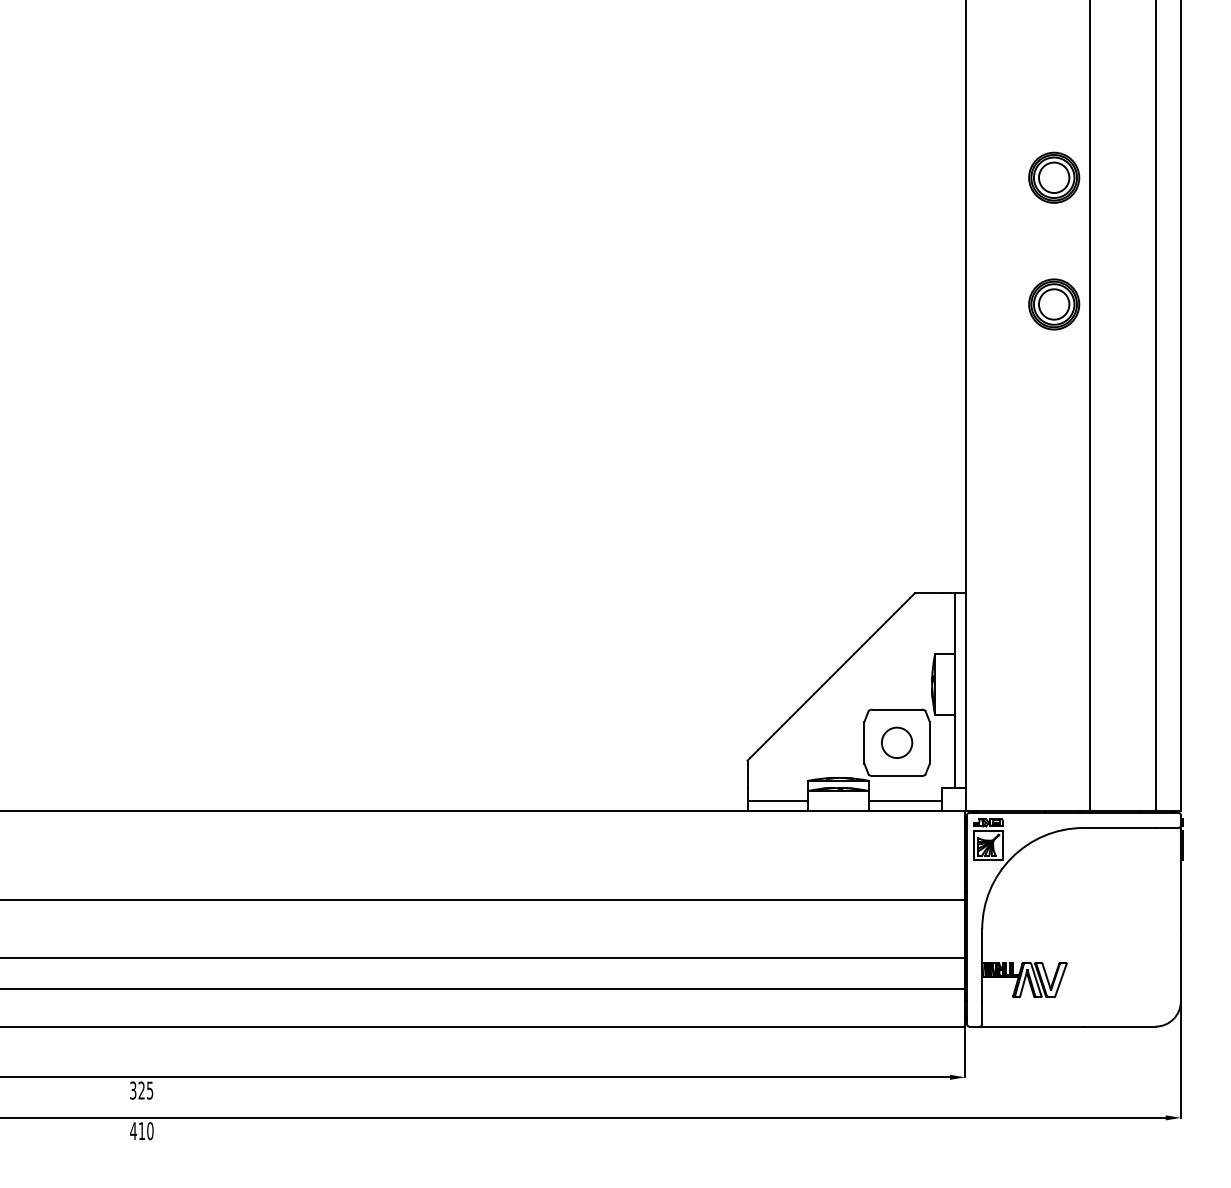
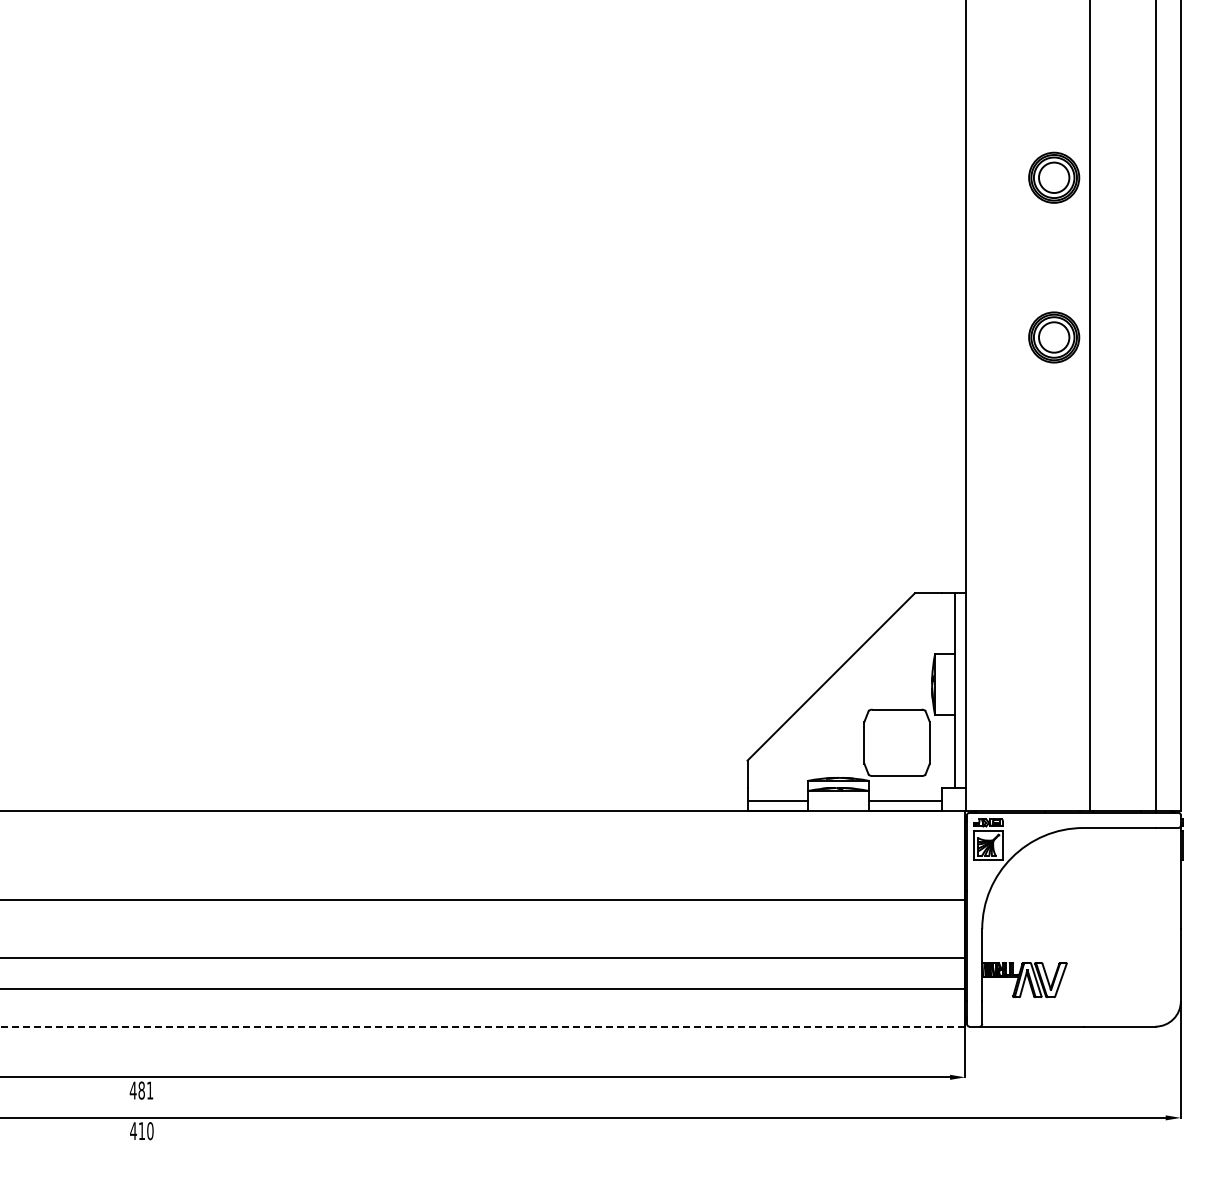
part position: (1054, 304) -> (1054, 337) (1054, 337)
circle: present -> none (897, 742)
line: solid -> dashed (482, 1026)
text: 325 -> 481 (141, 1090)
